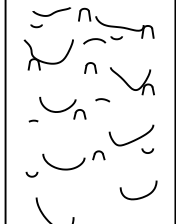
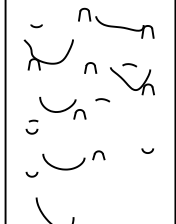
curve: present -> none (52, 12)
part: present -> none (102, 40)
curve: none -> present (129, 65)
curve: none -> present (31, 132)
curve: present -> none (134, 139)
curve: present -> none (141, 196)
